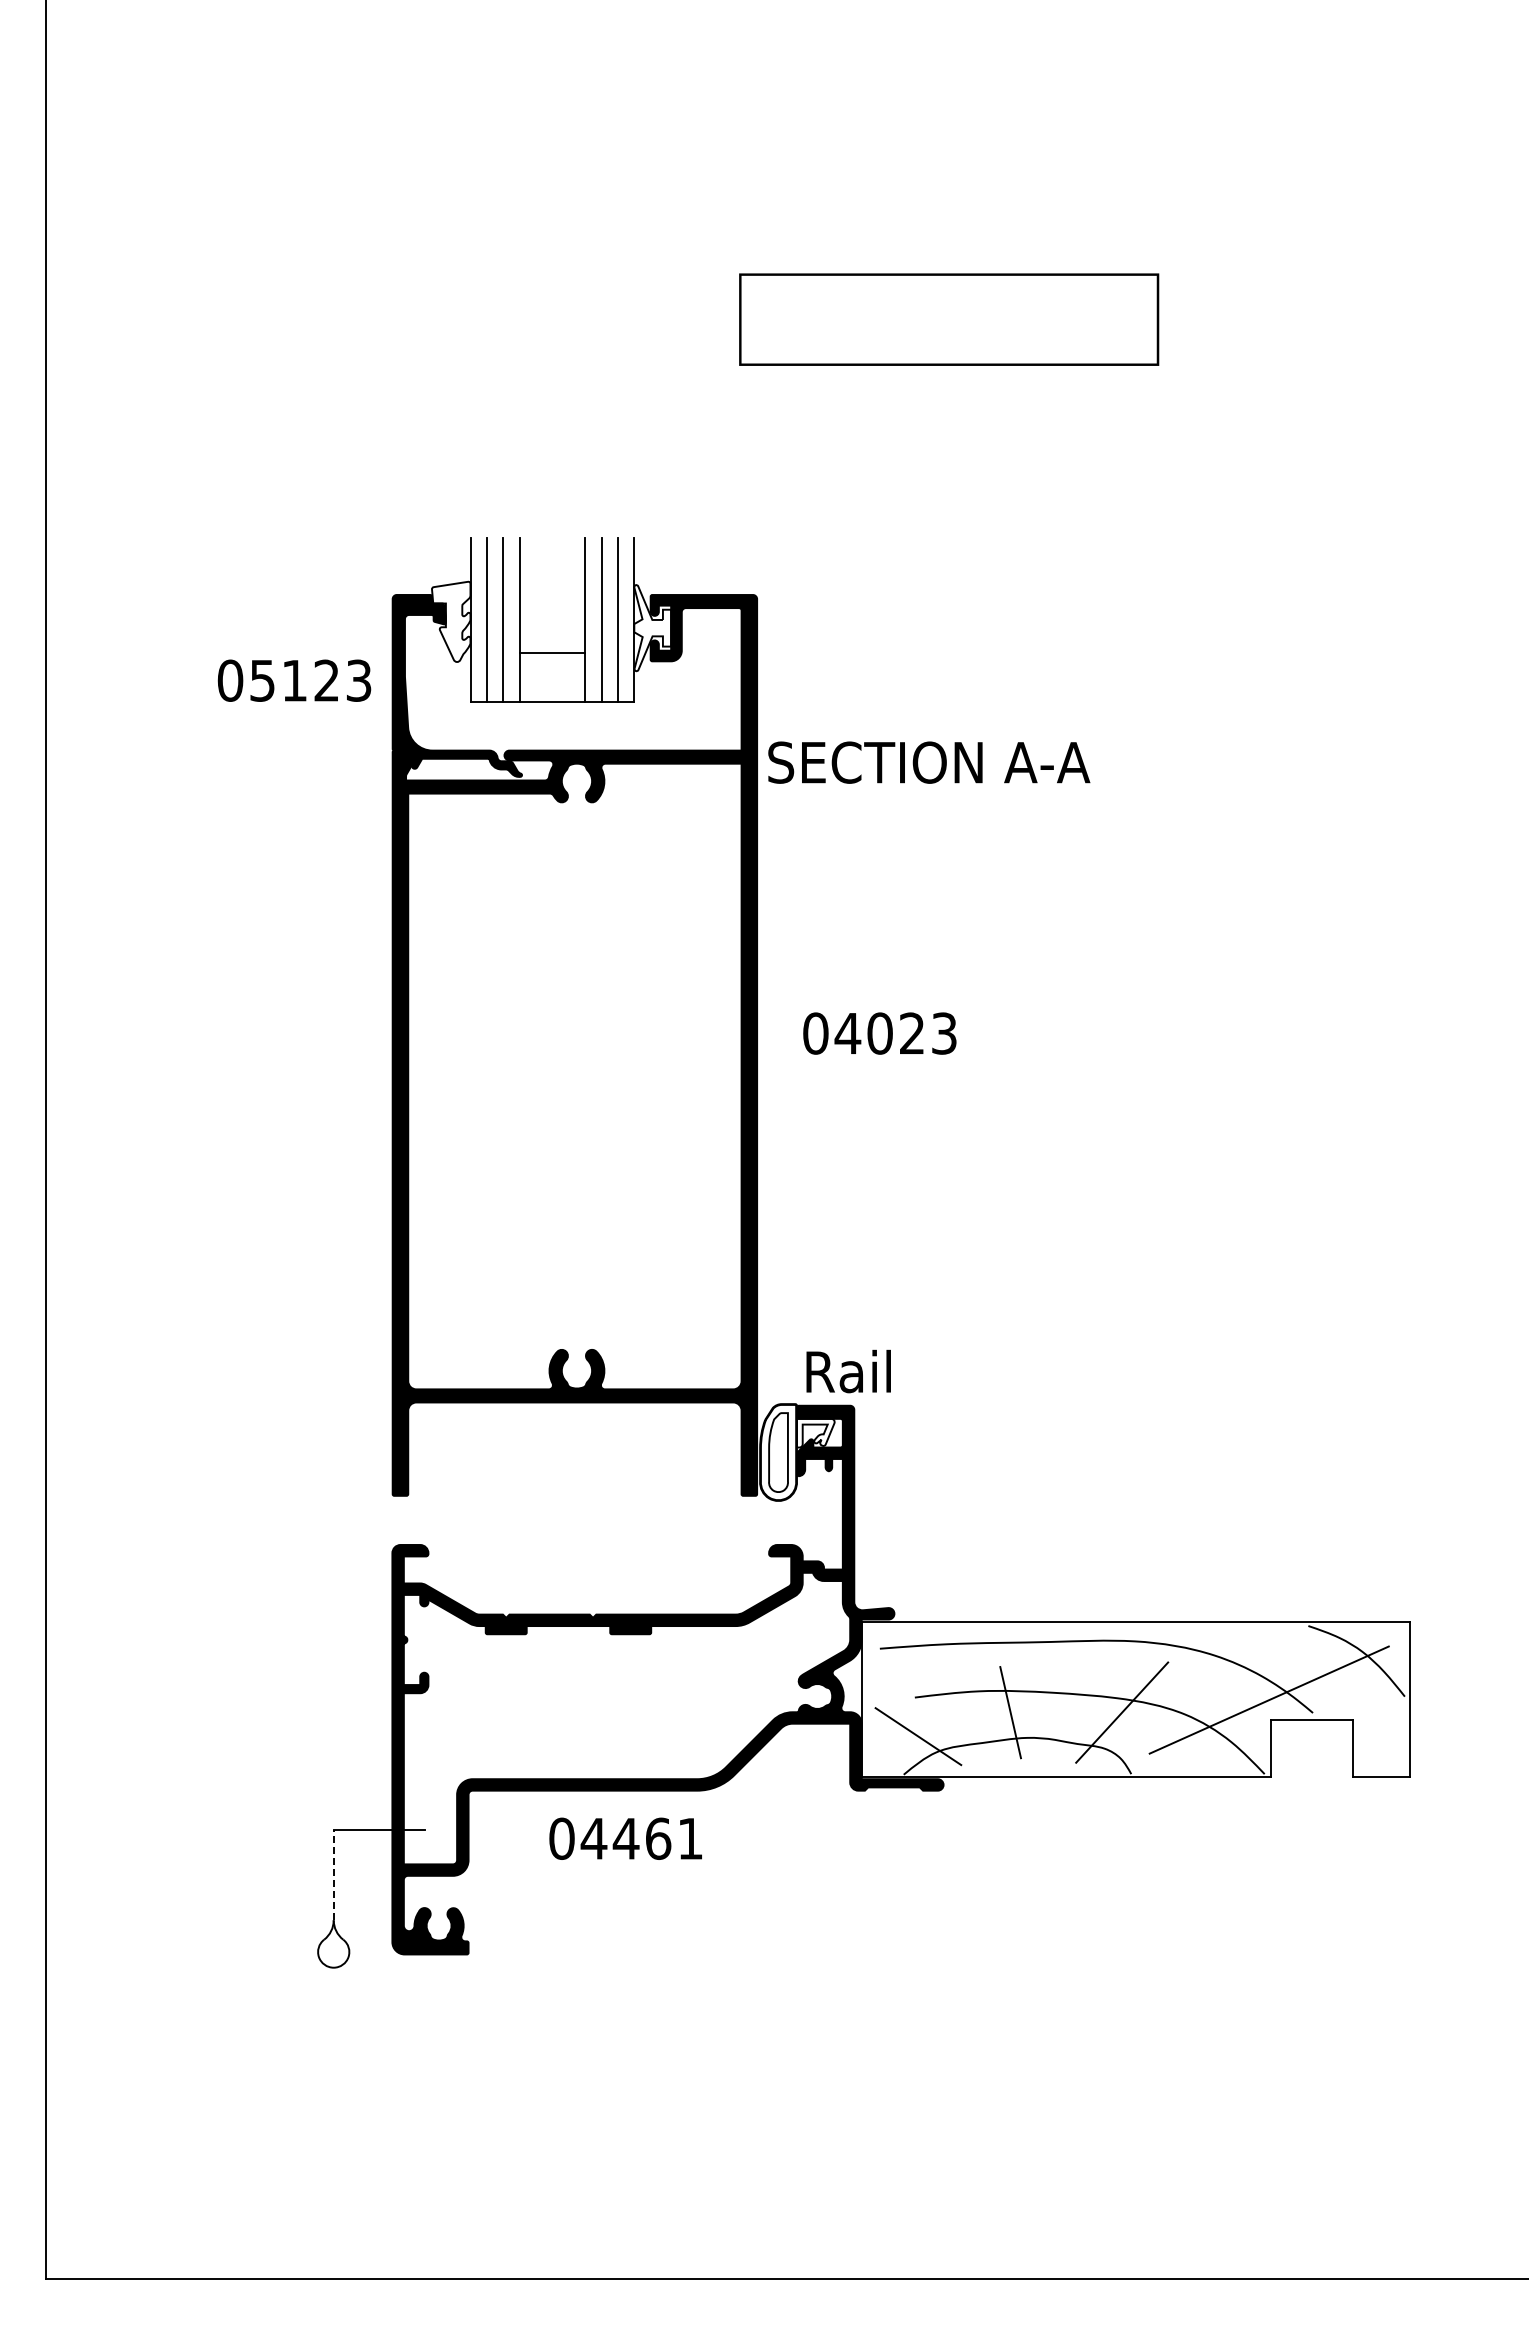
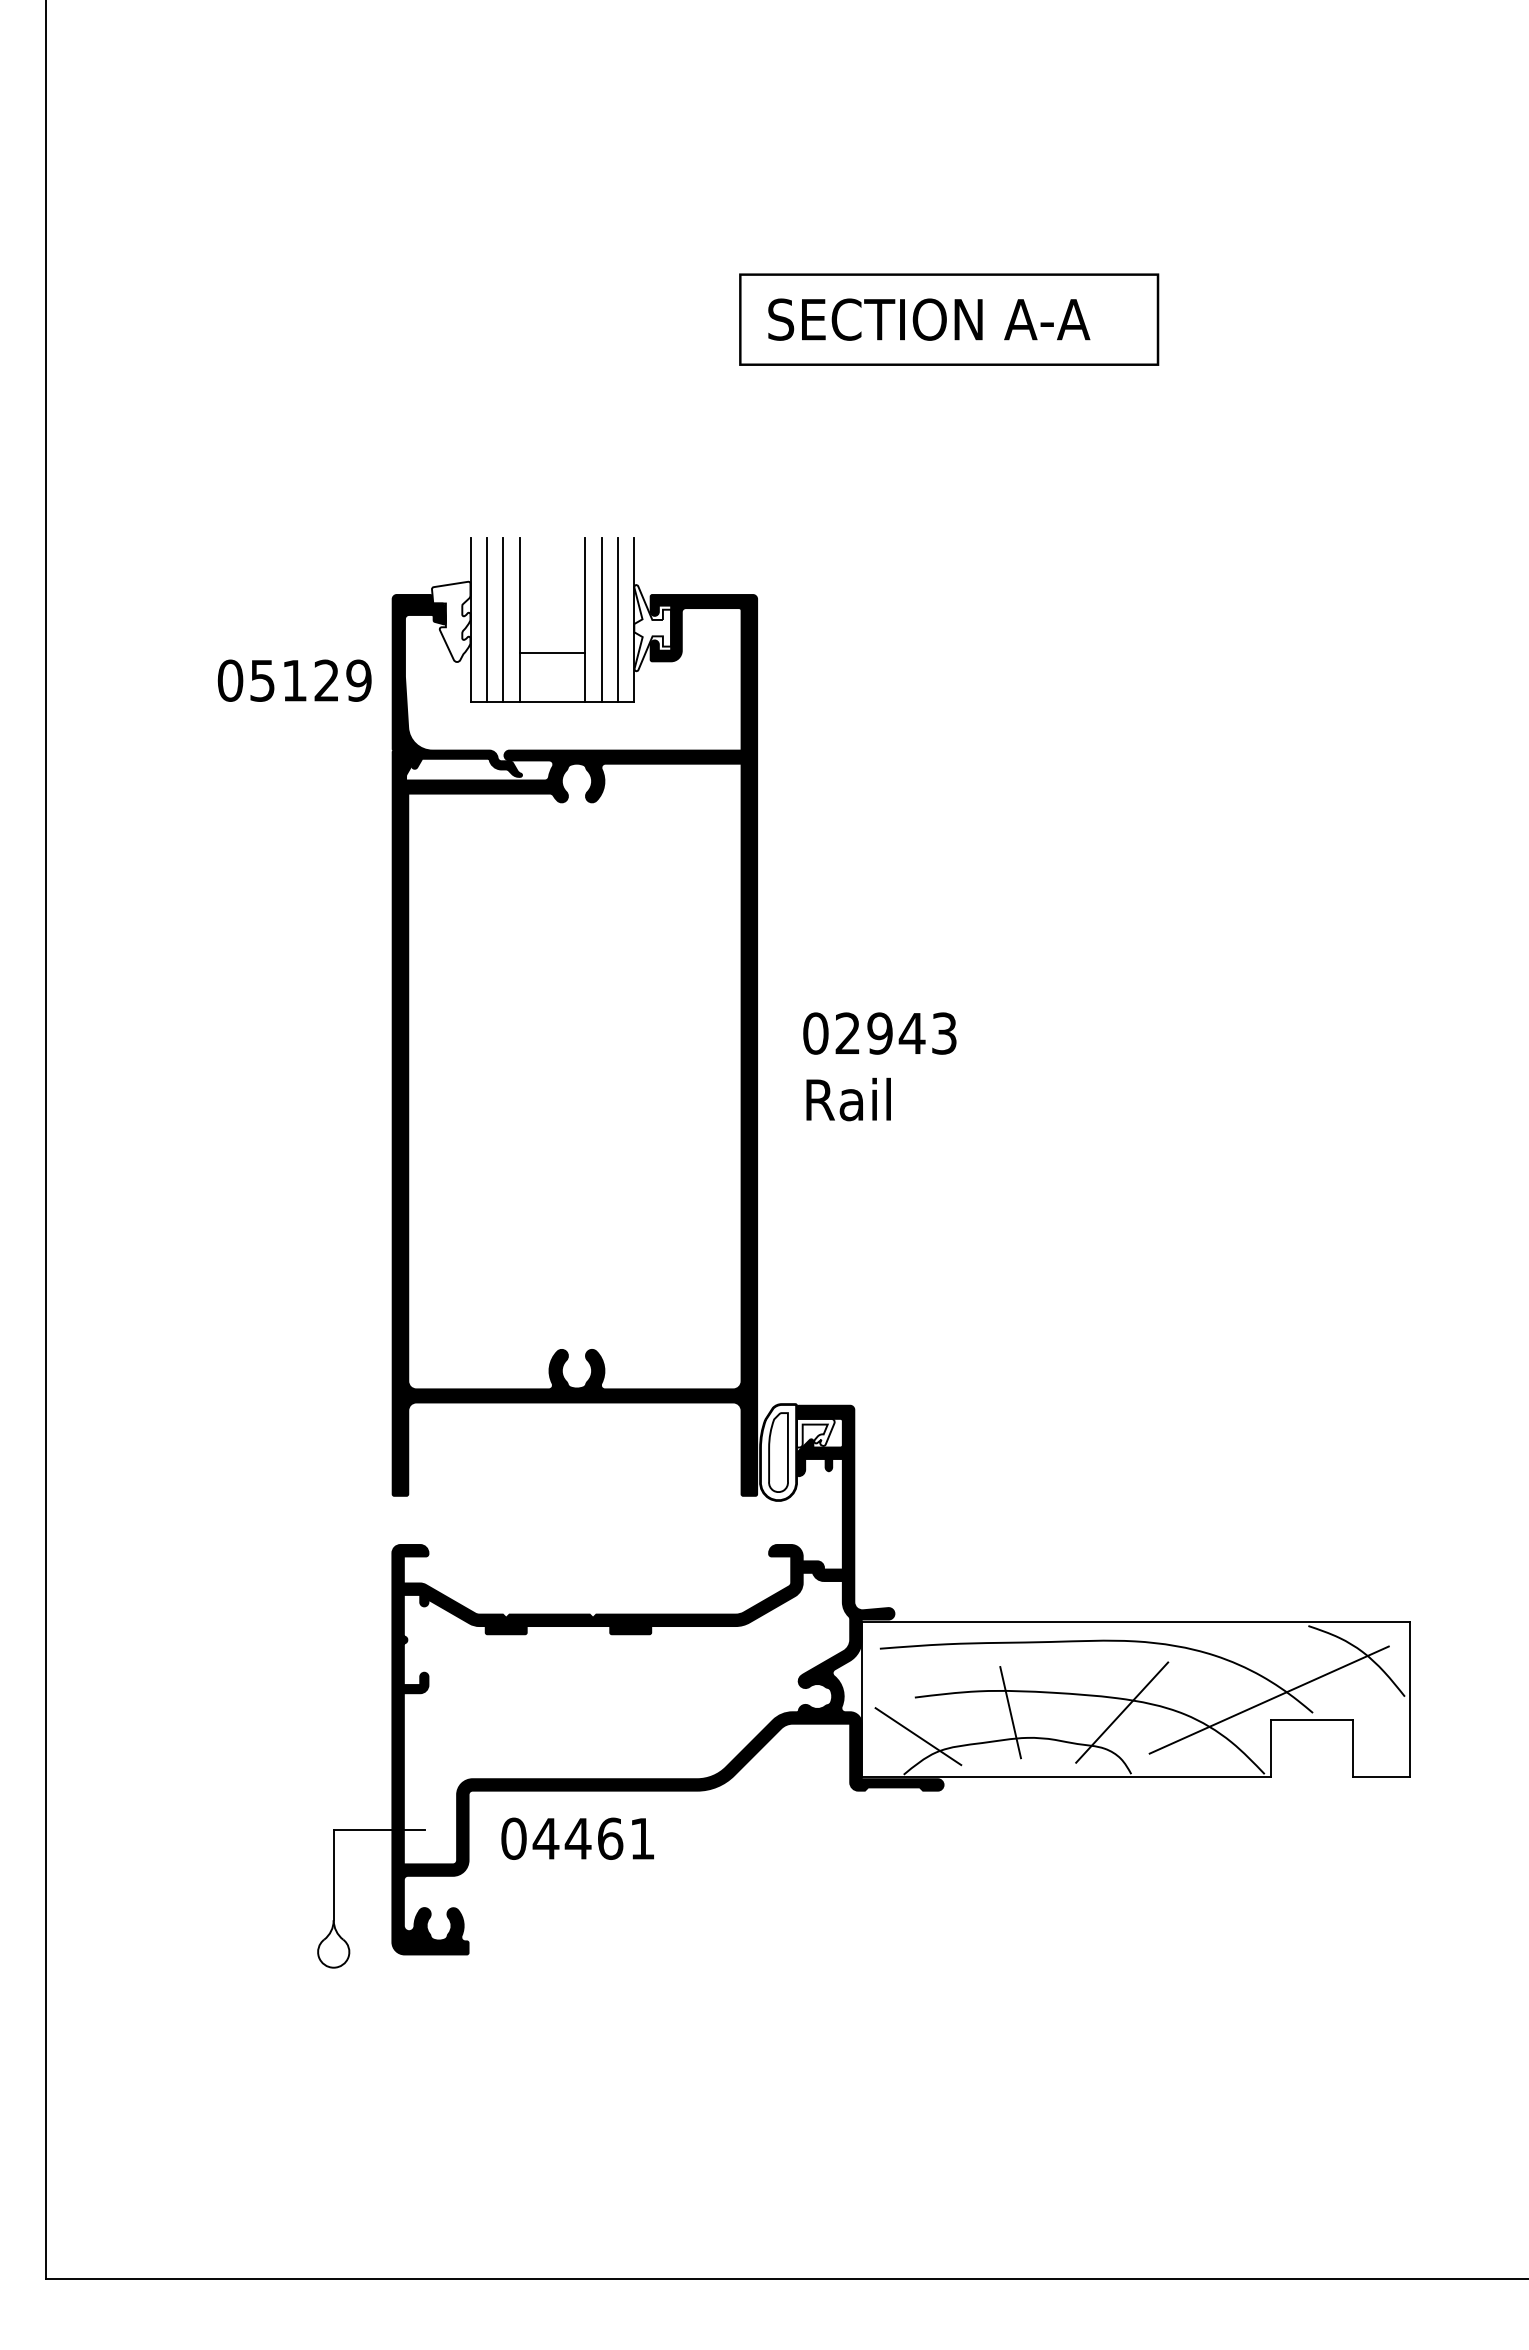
text: 05123 -> 05129 (358, 680)
text position: (929, 762) -> (929, 319) (929, 319)
text: 04023 -> 02943 (879, 1033)
text position: (848, 1371) -> (848, 1099) (848, 1099)
text position: (625, 1838) -> (577, 1838) (577, 1838)
line: dashed -> solid (333, 1874)
